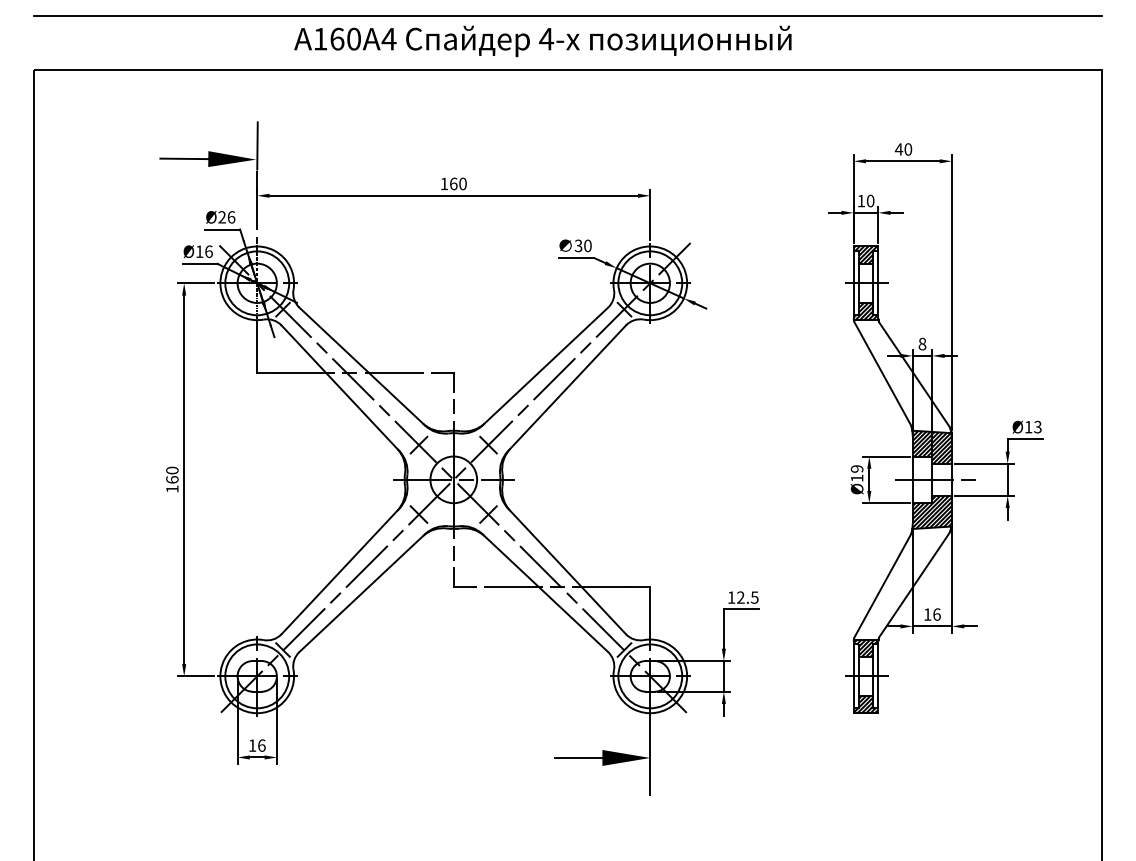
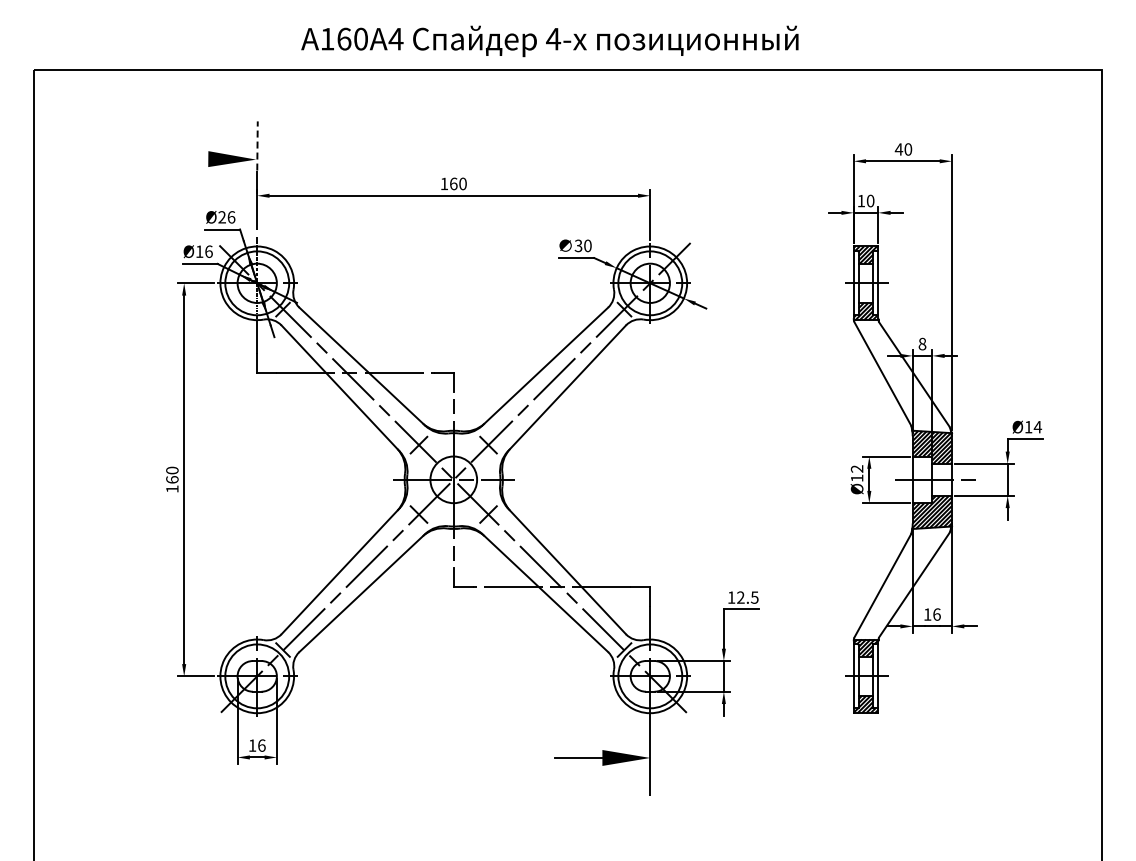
line: present -> none (567, 16)
text position: (542, 41) -> (549, 41) (549, 41)
line: solid -> dashed (257, 145)
line: present -> none (184, 158)
text: Ø13 -> Ø14 (1037, 426)
text: Ø19 -> Ø12 (857, 468)
